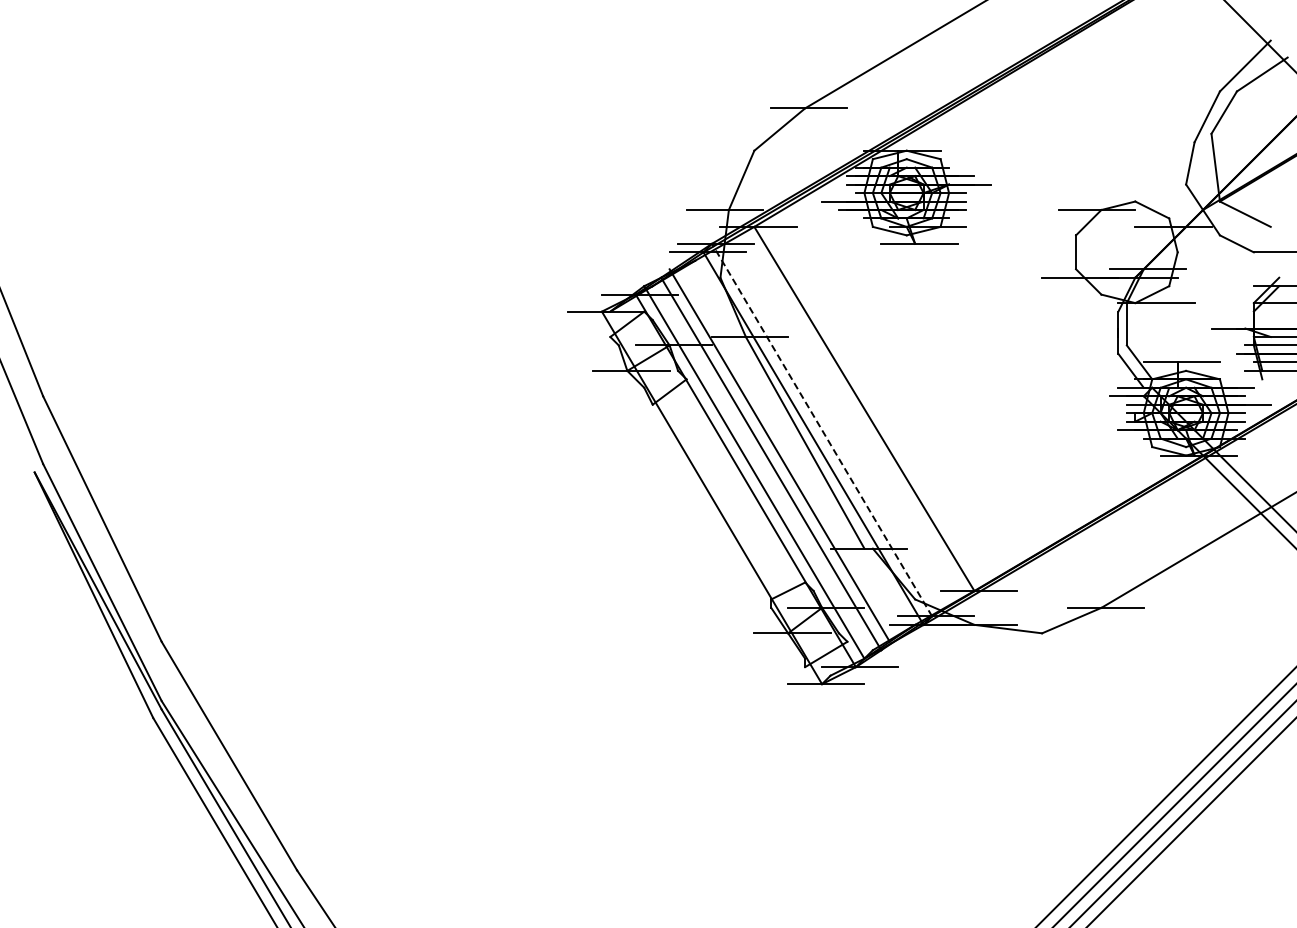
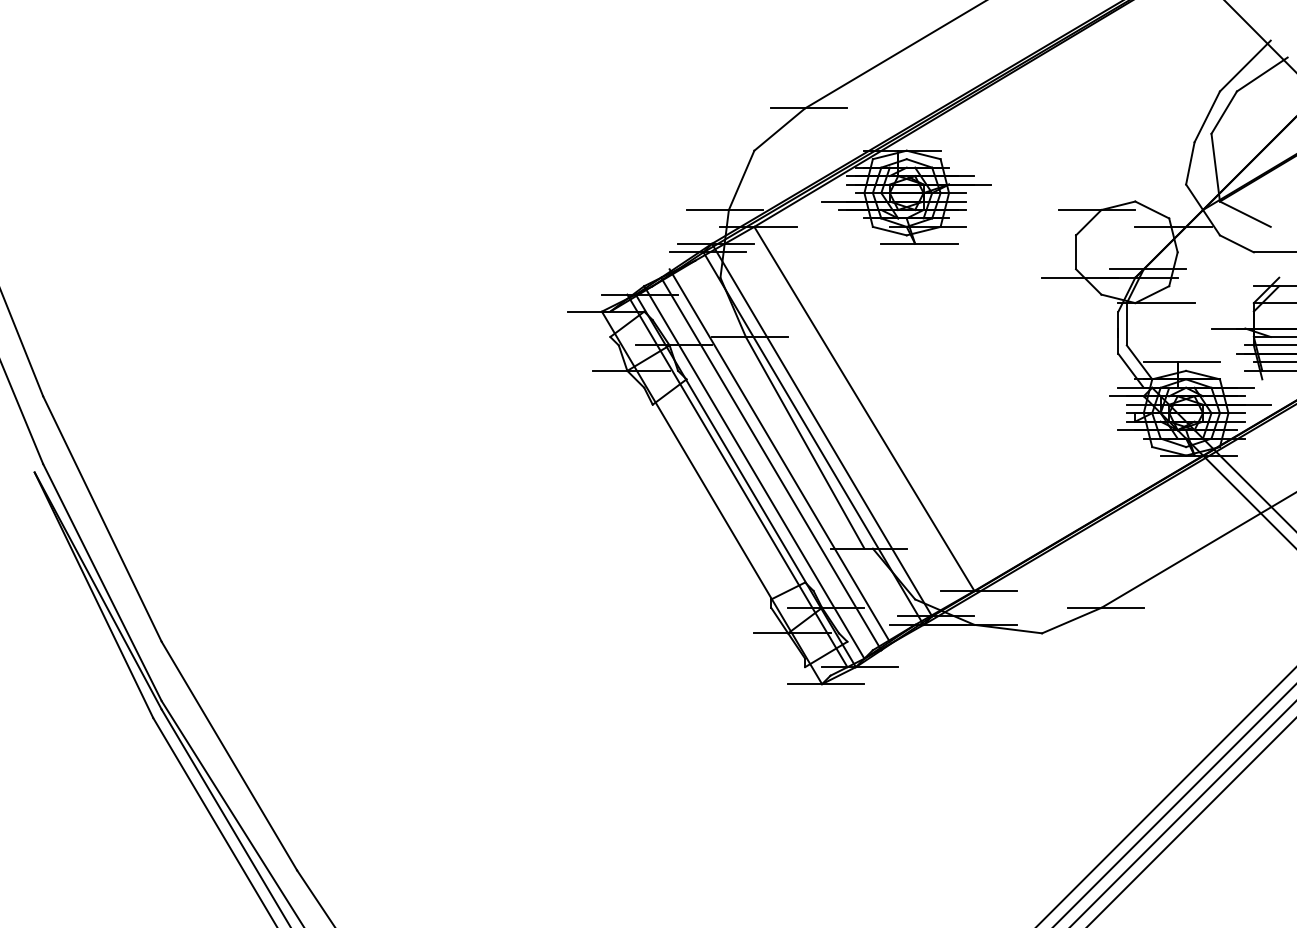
line: dashed -> solid (821, 429)
line: none -> present (737, 480)
